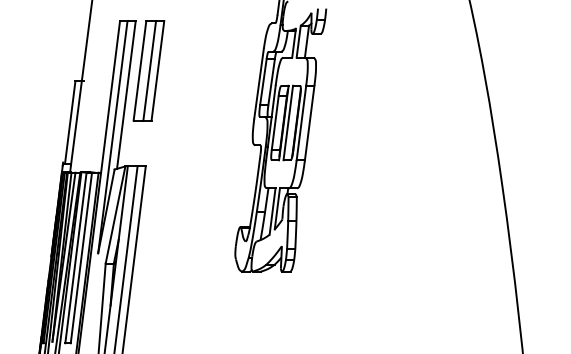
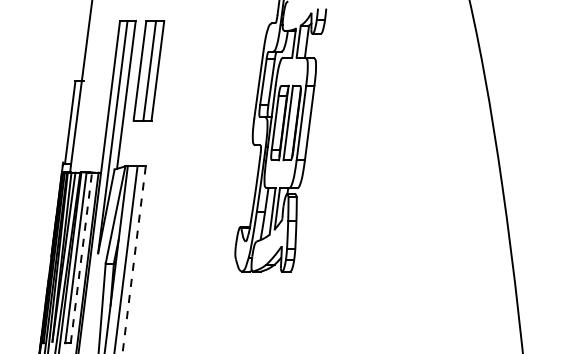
line: solid -> dashed (81, 257)
line: solid -> dashed (134, 260)
